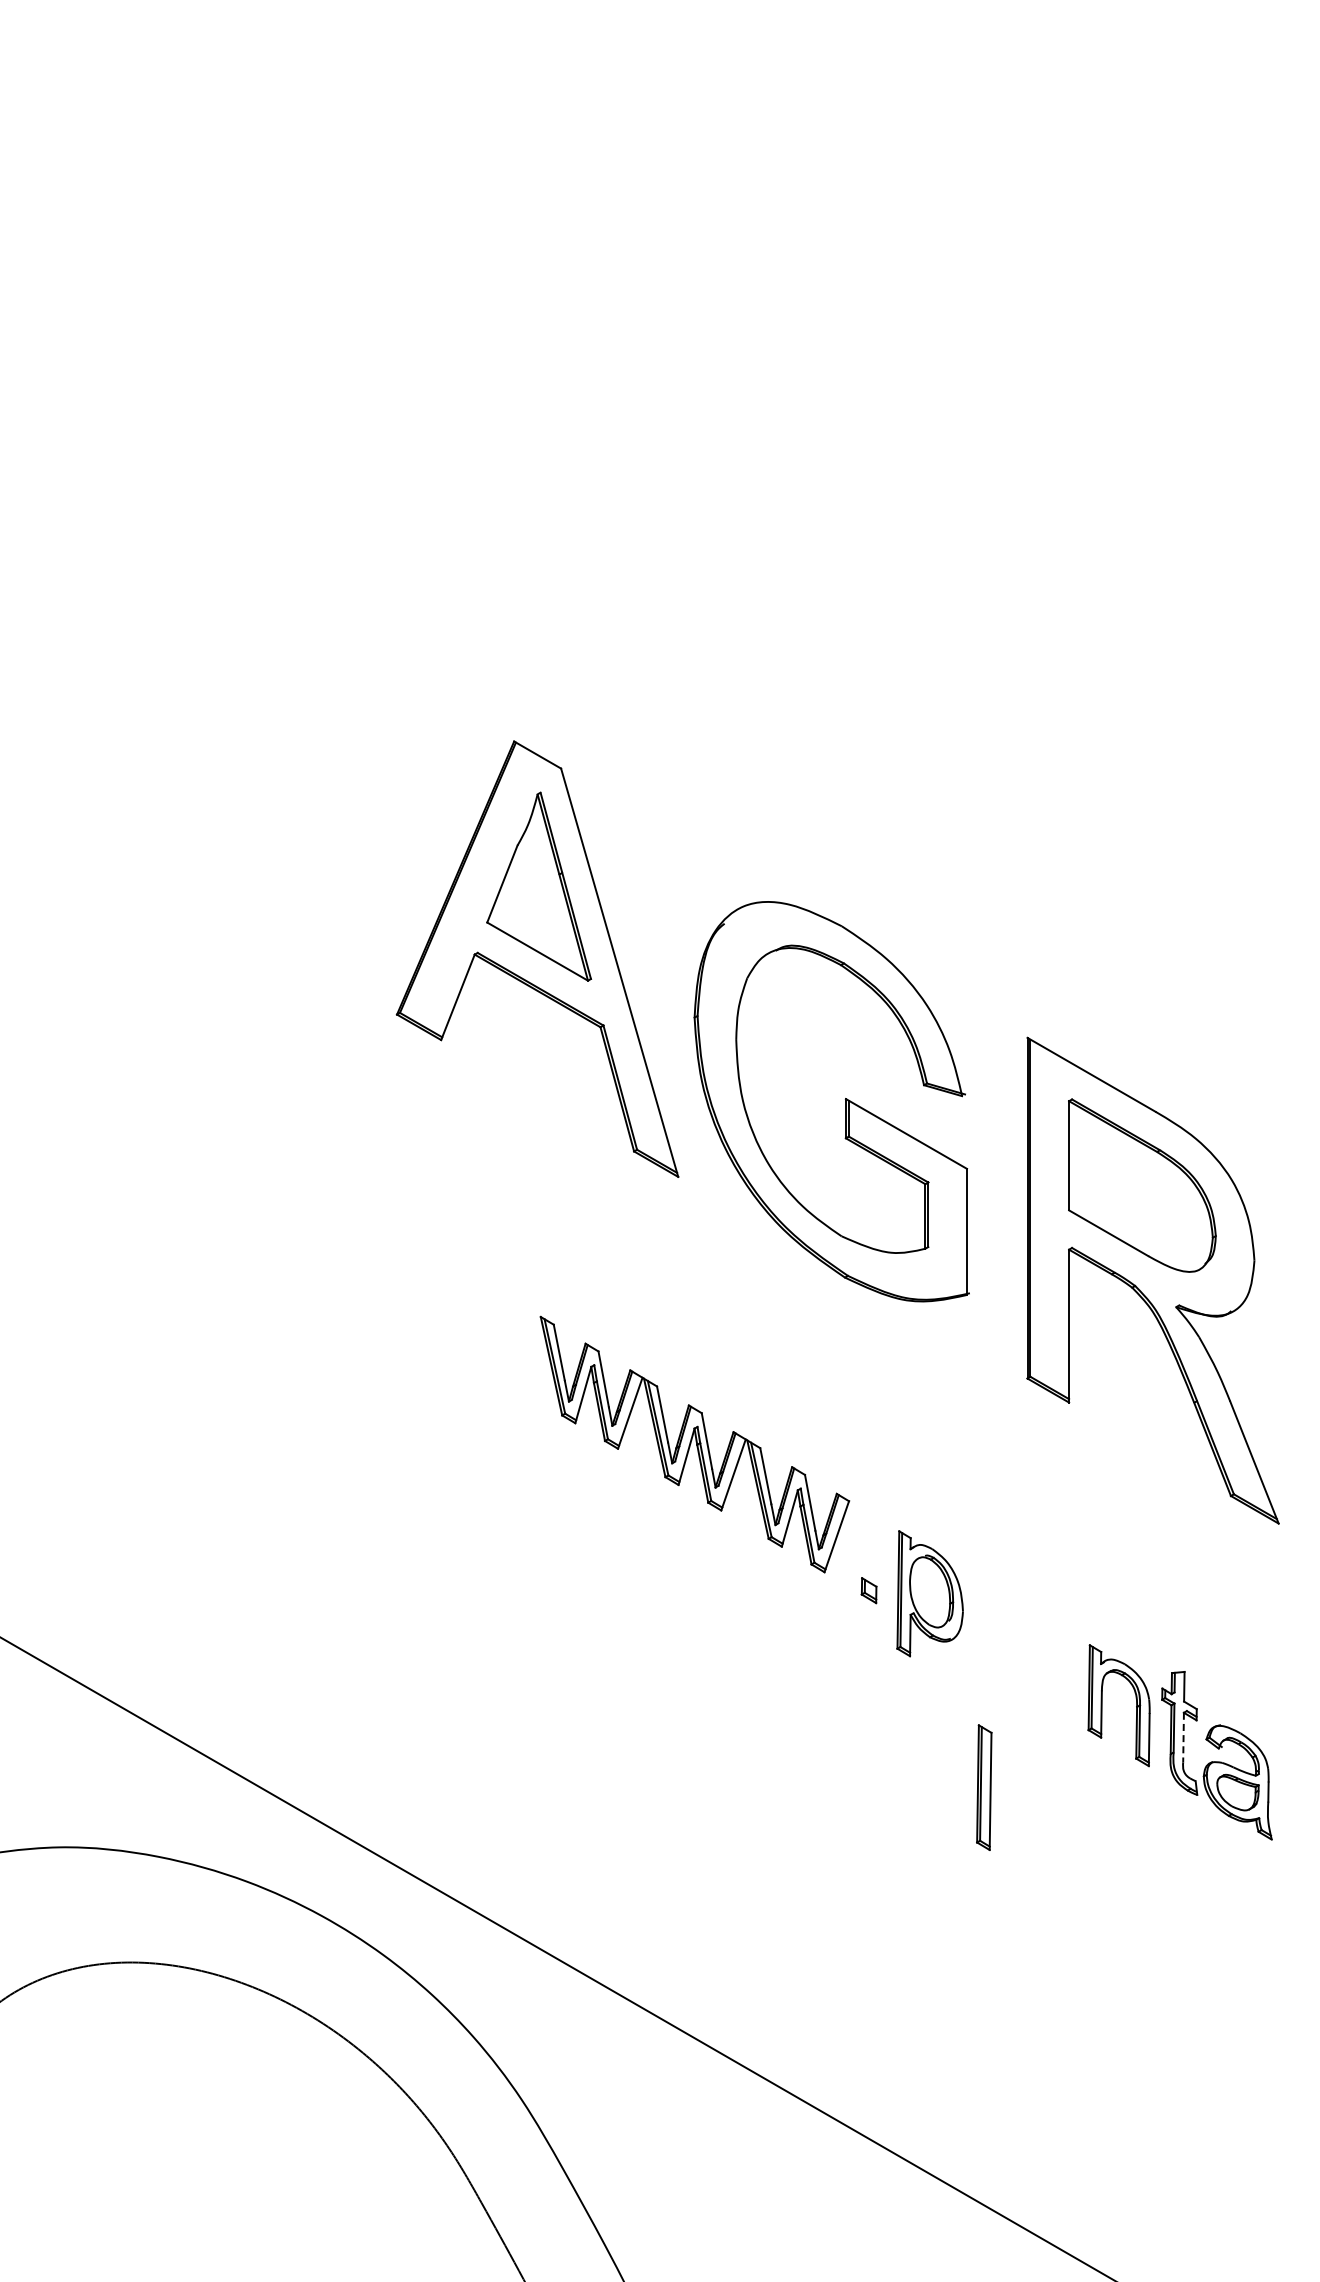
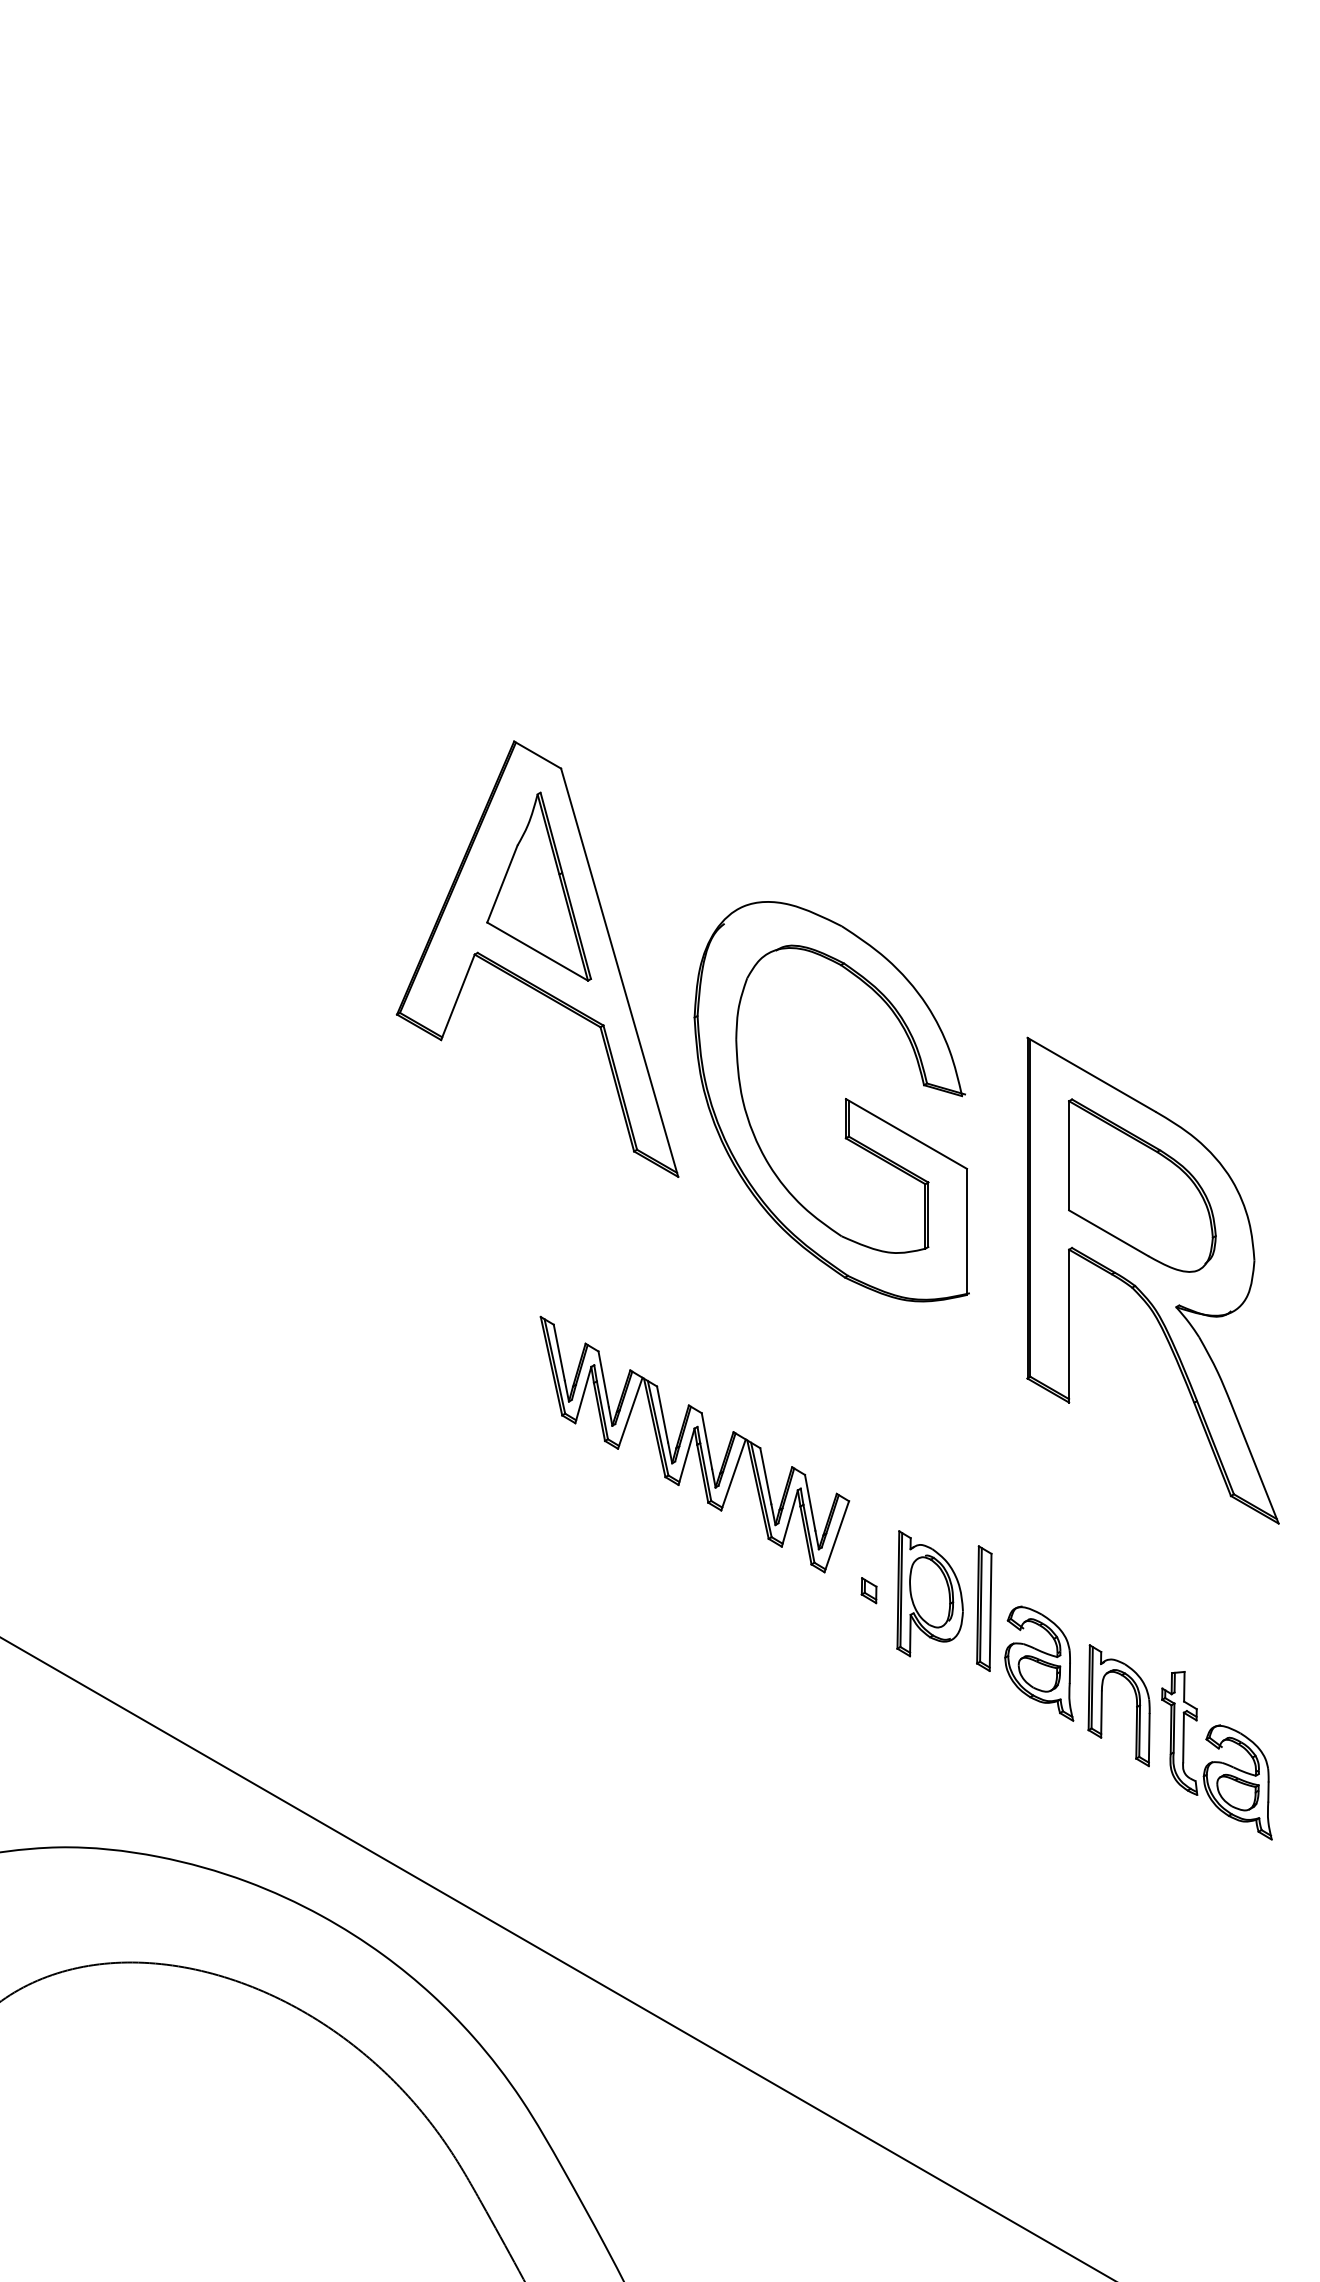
part: none -> present (1039, 1663)
line: dashed -> solid (1183, 1737)
part position: (984, 1787) -> (984, 1608) (984, 1608)
